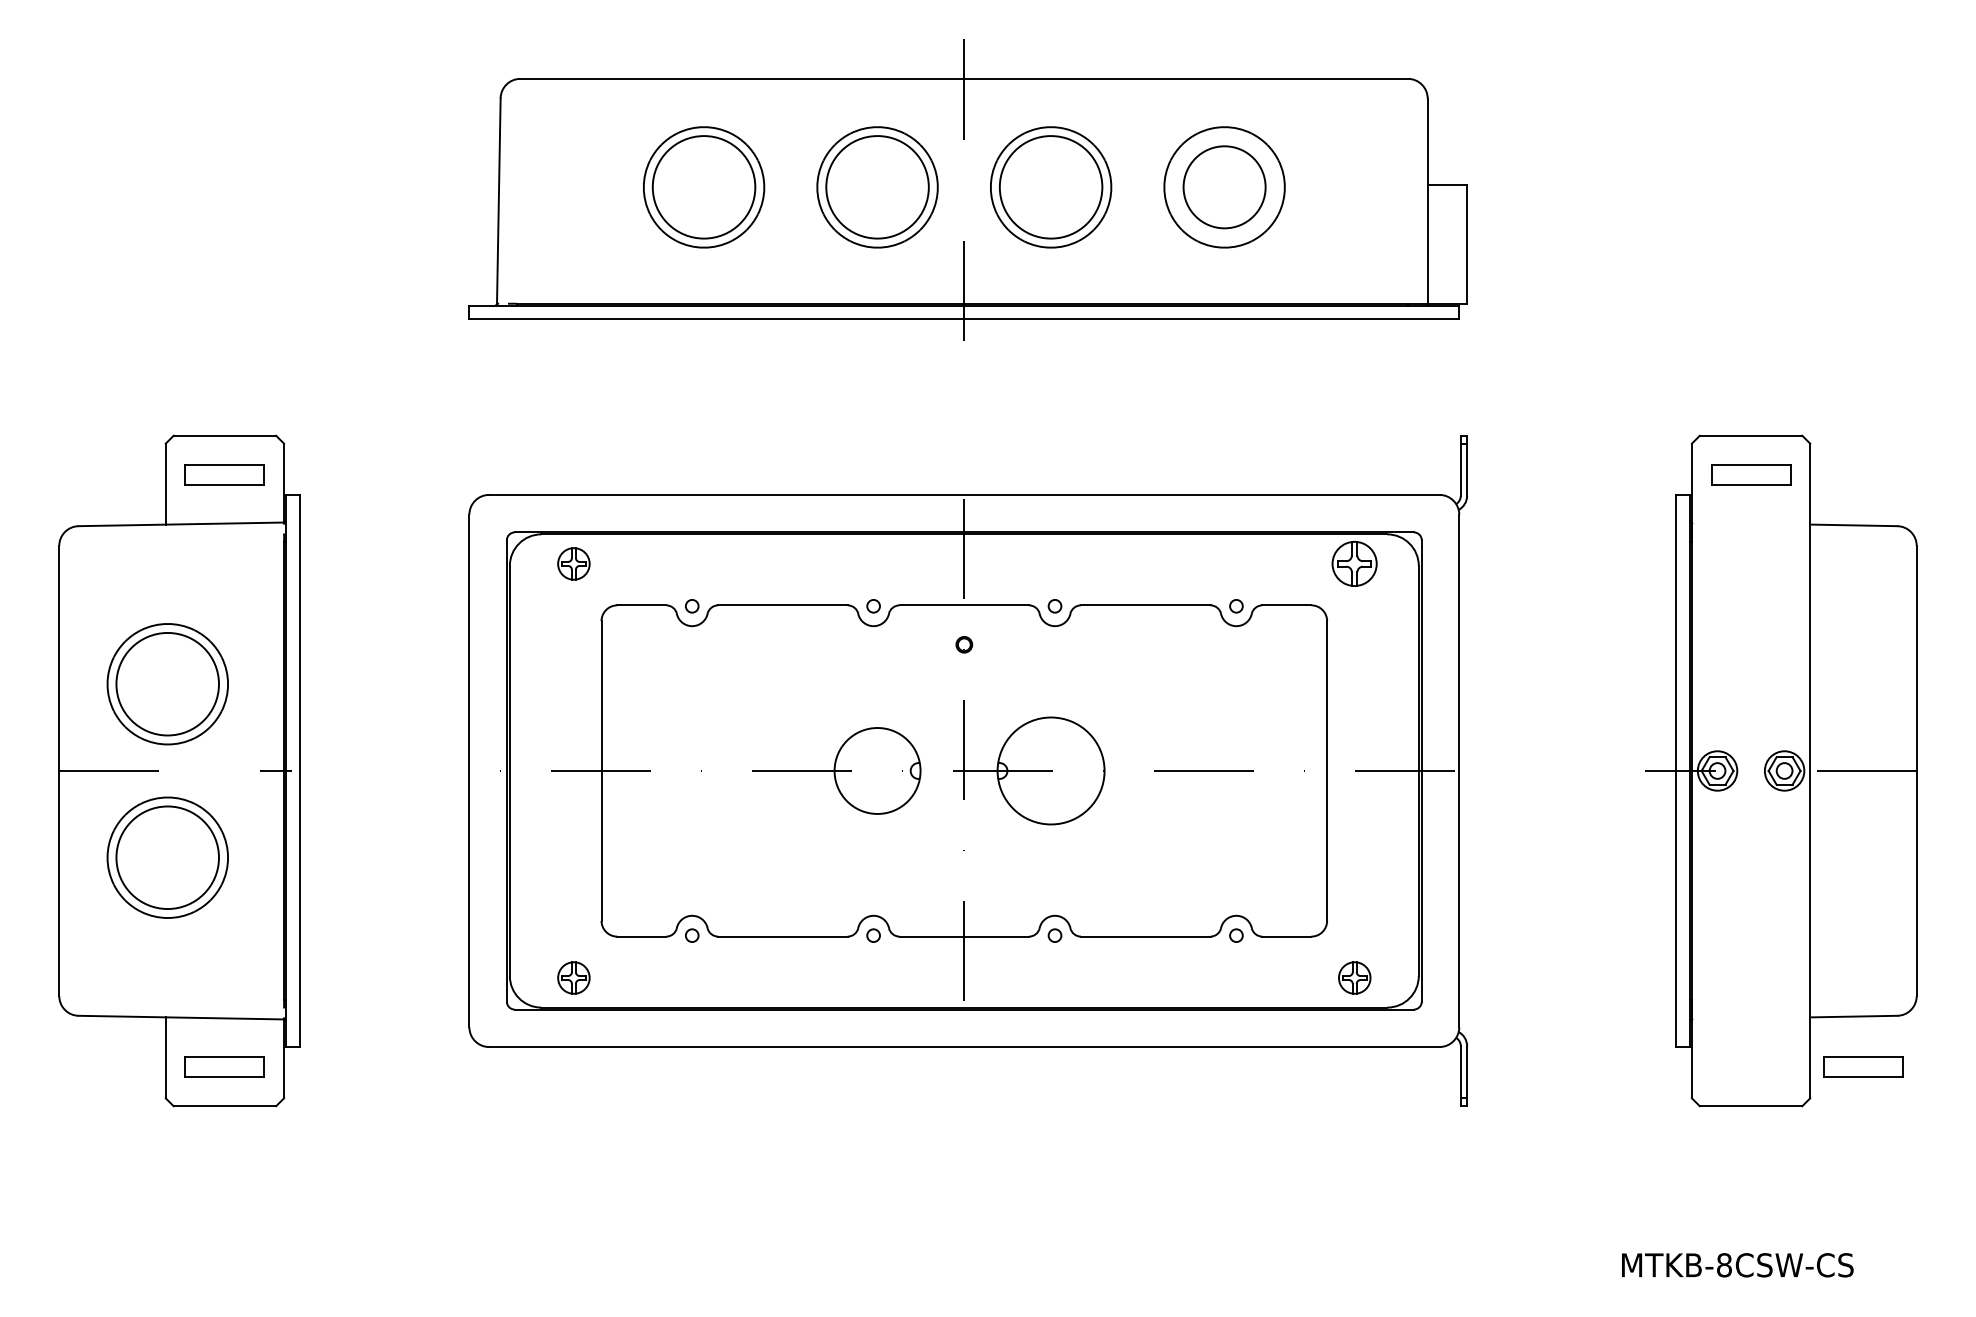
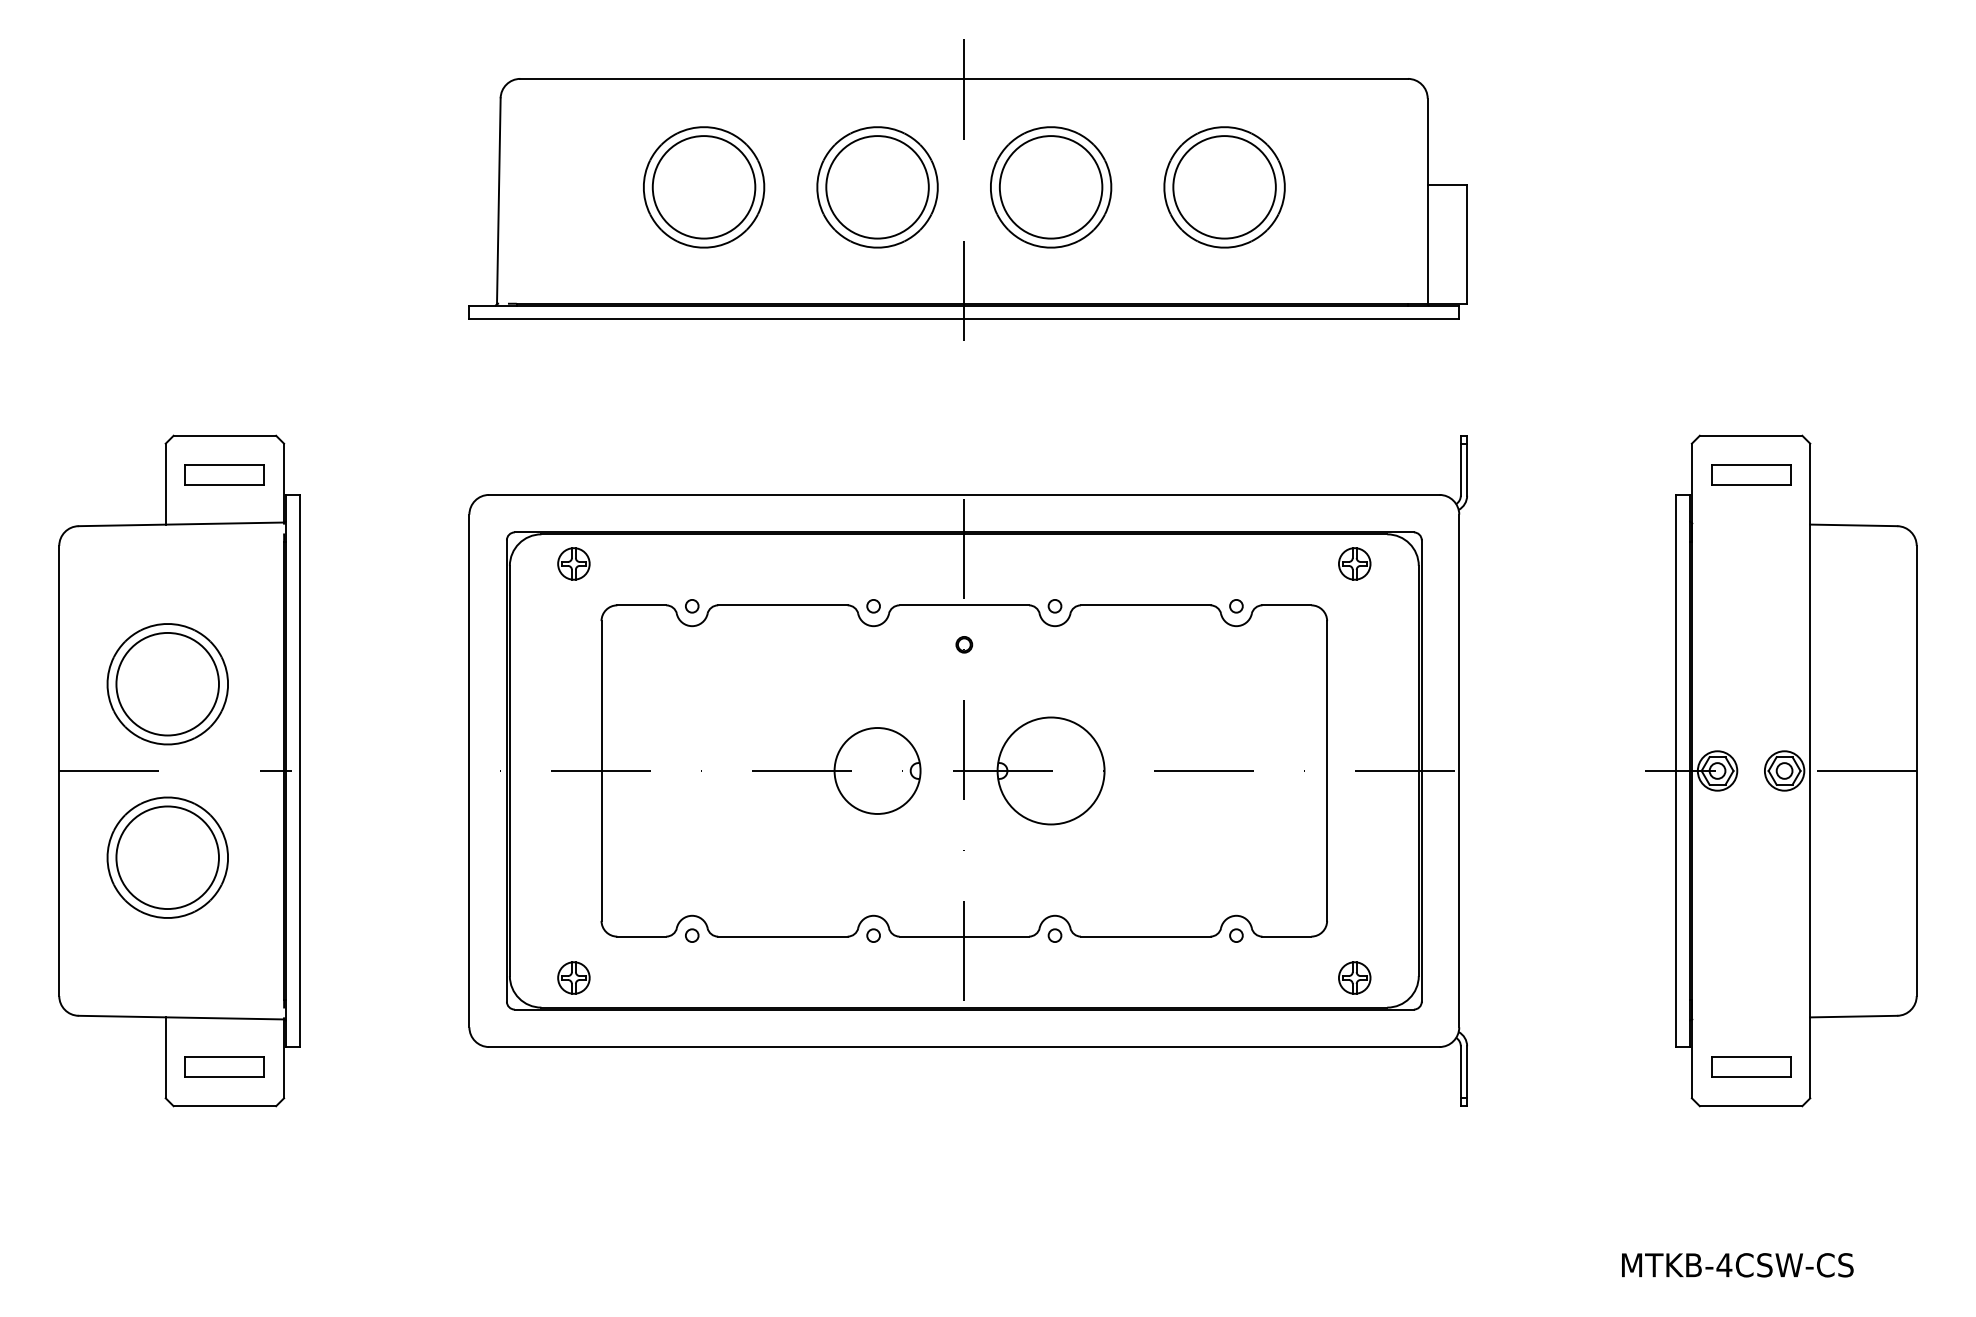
circle diameter: 82 px -> 103 px (1224, 187)
part size: 47x46 px -> 34x34 px (1354, 563)
part position: (1863, 1066) -> (1751, 1066) (1751, 1066)
text: MTKB-8CSW-CS -> MTKB-4CSW-CS (1724, 1265)
